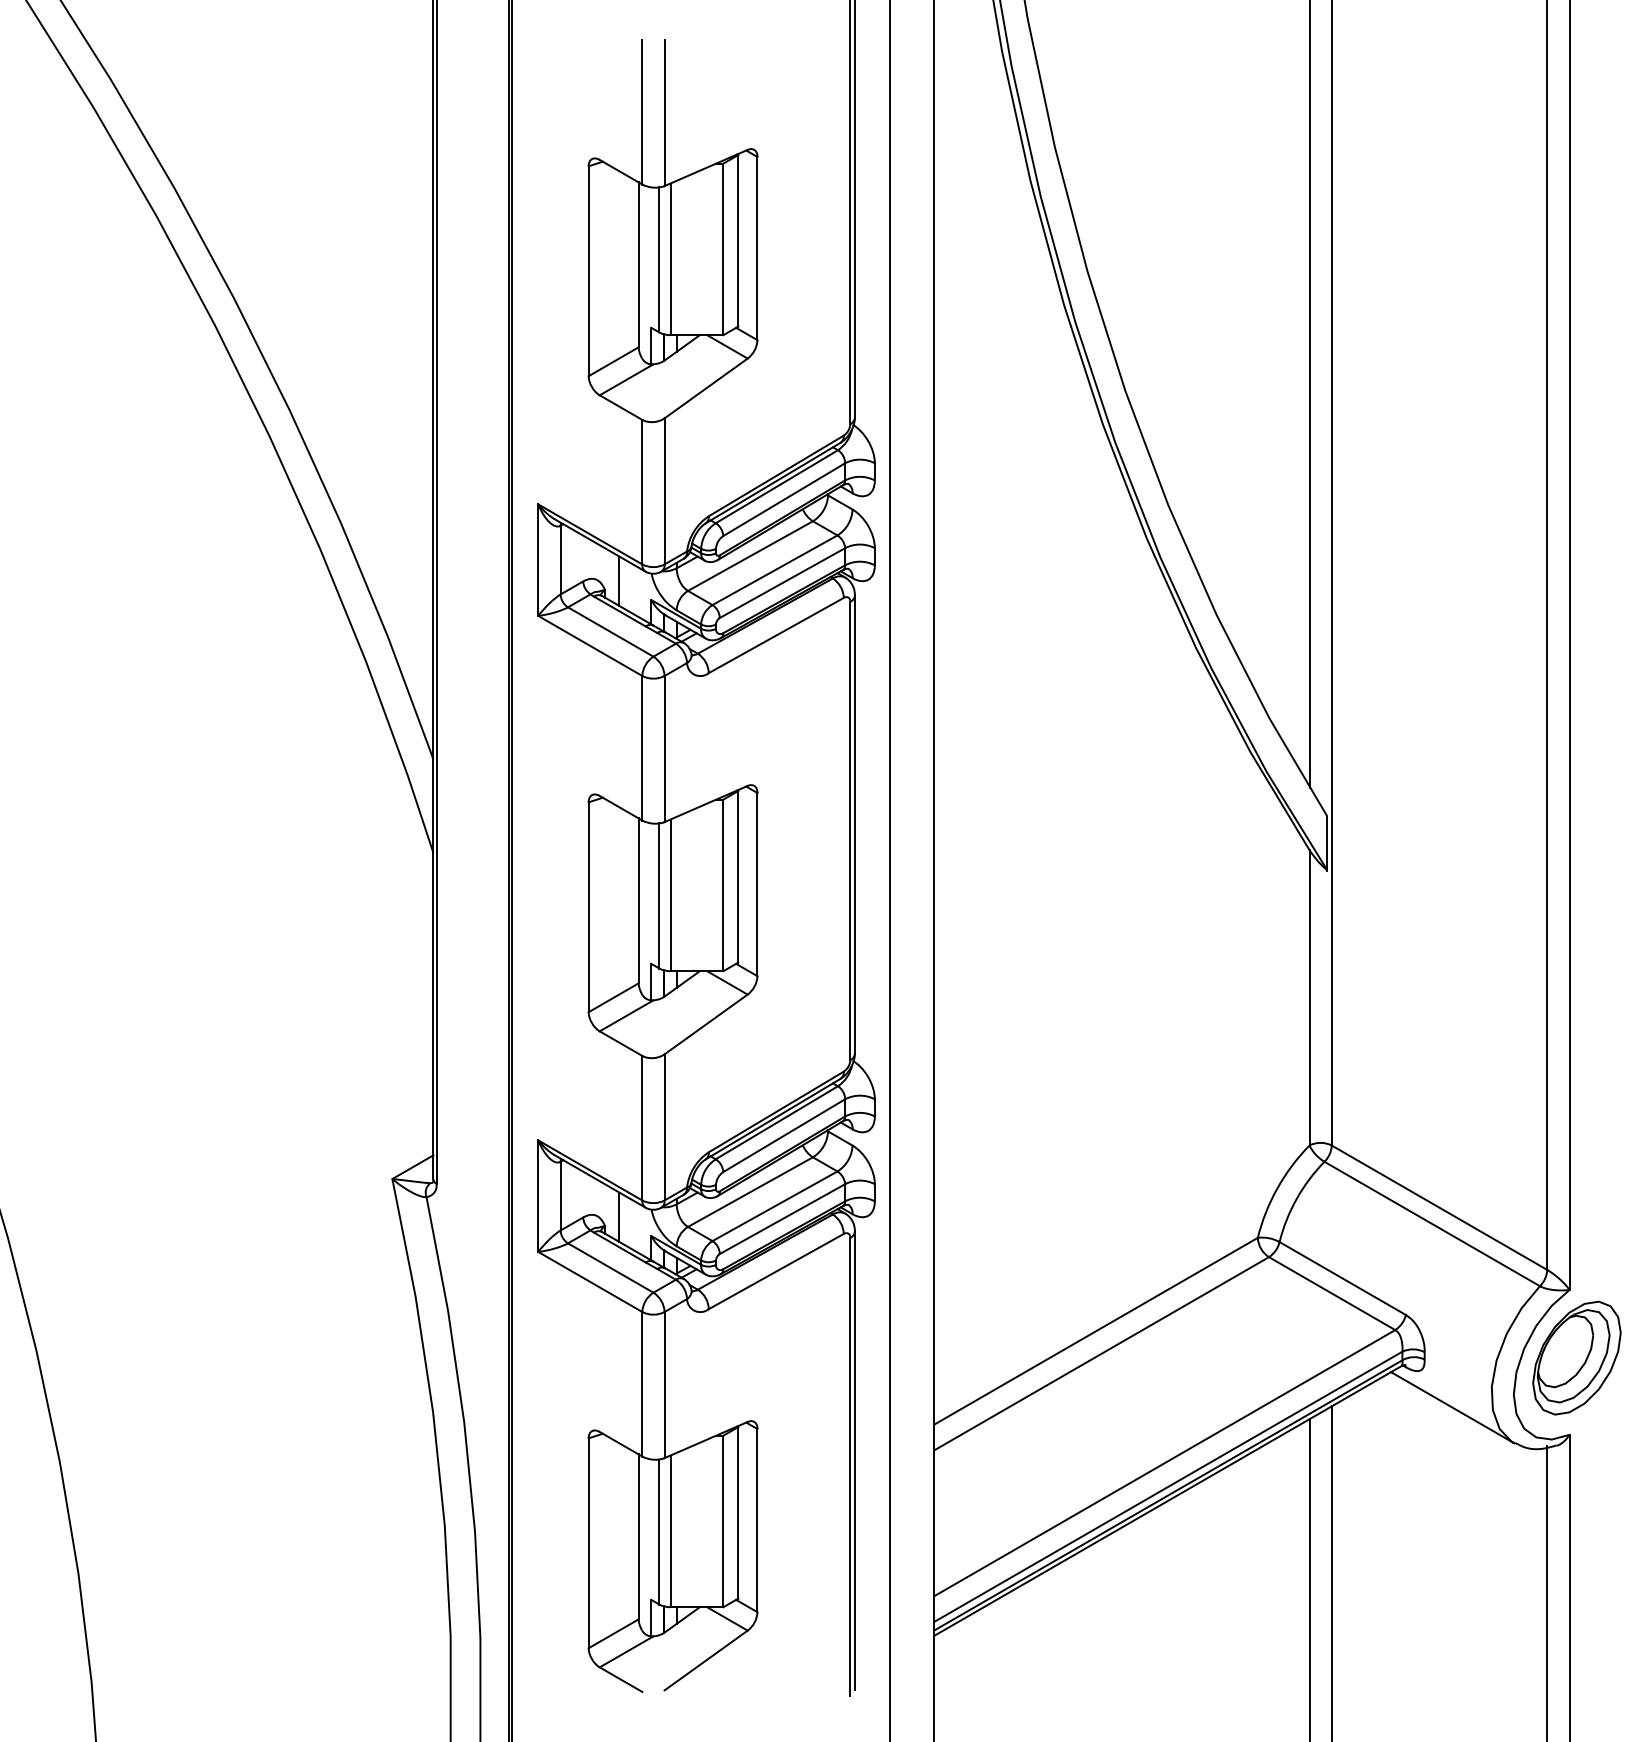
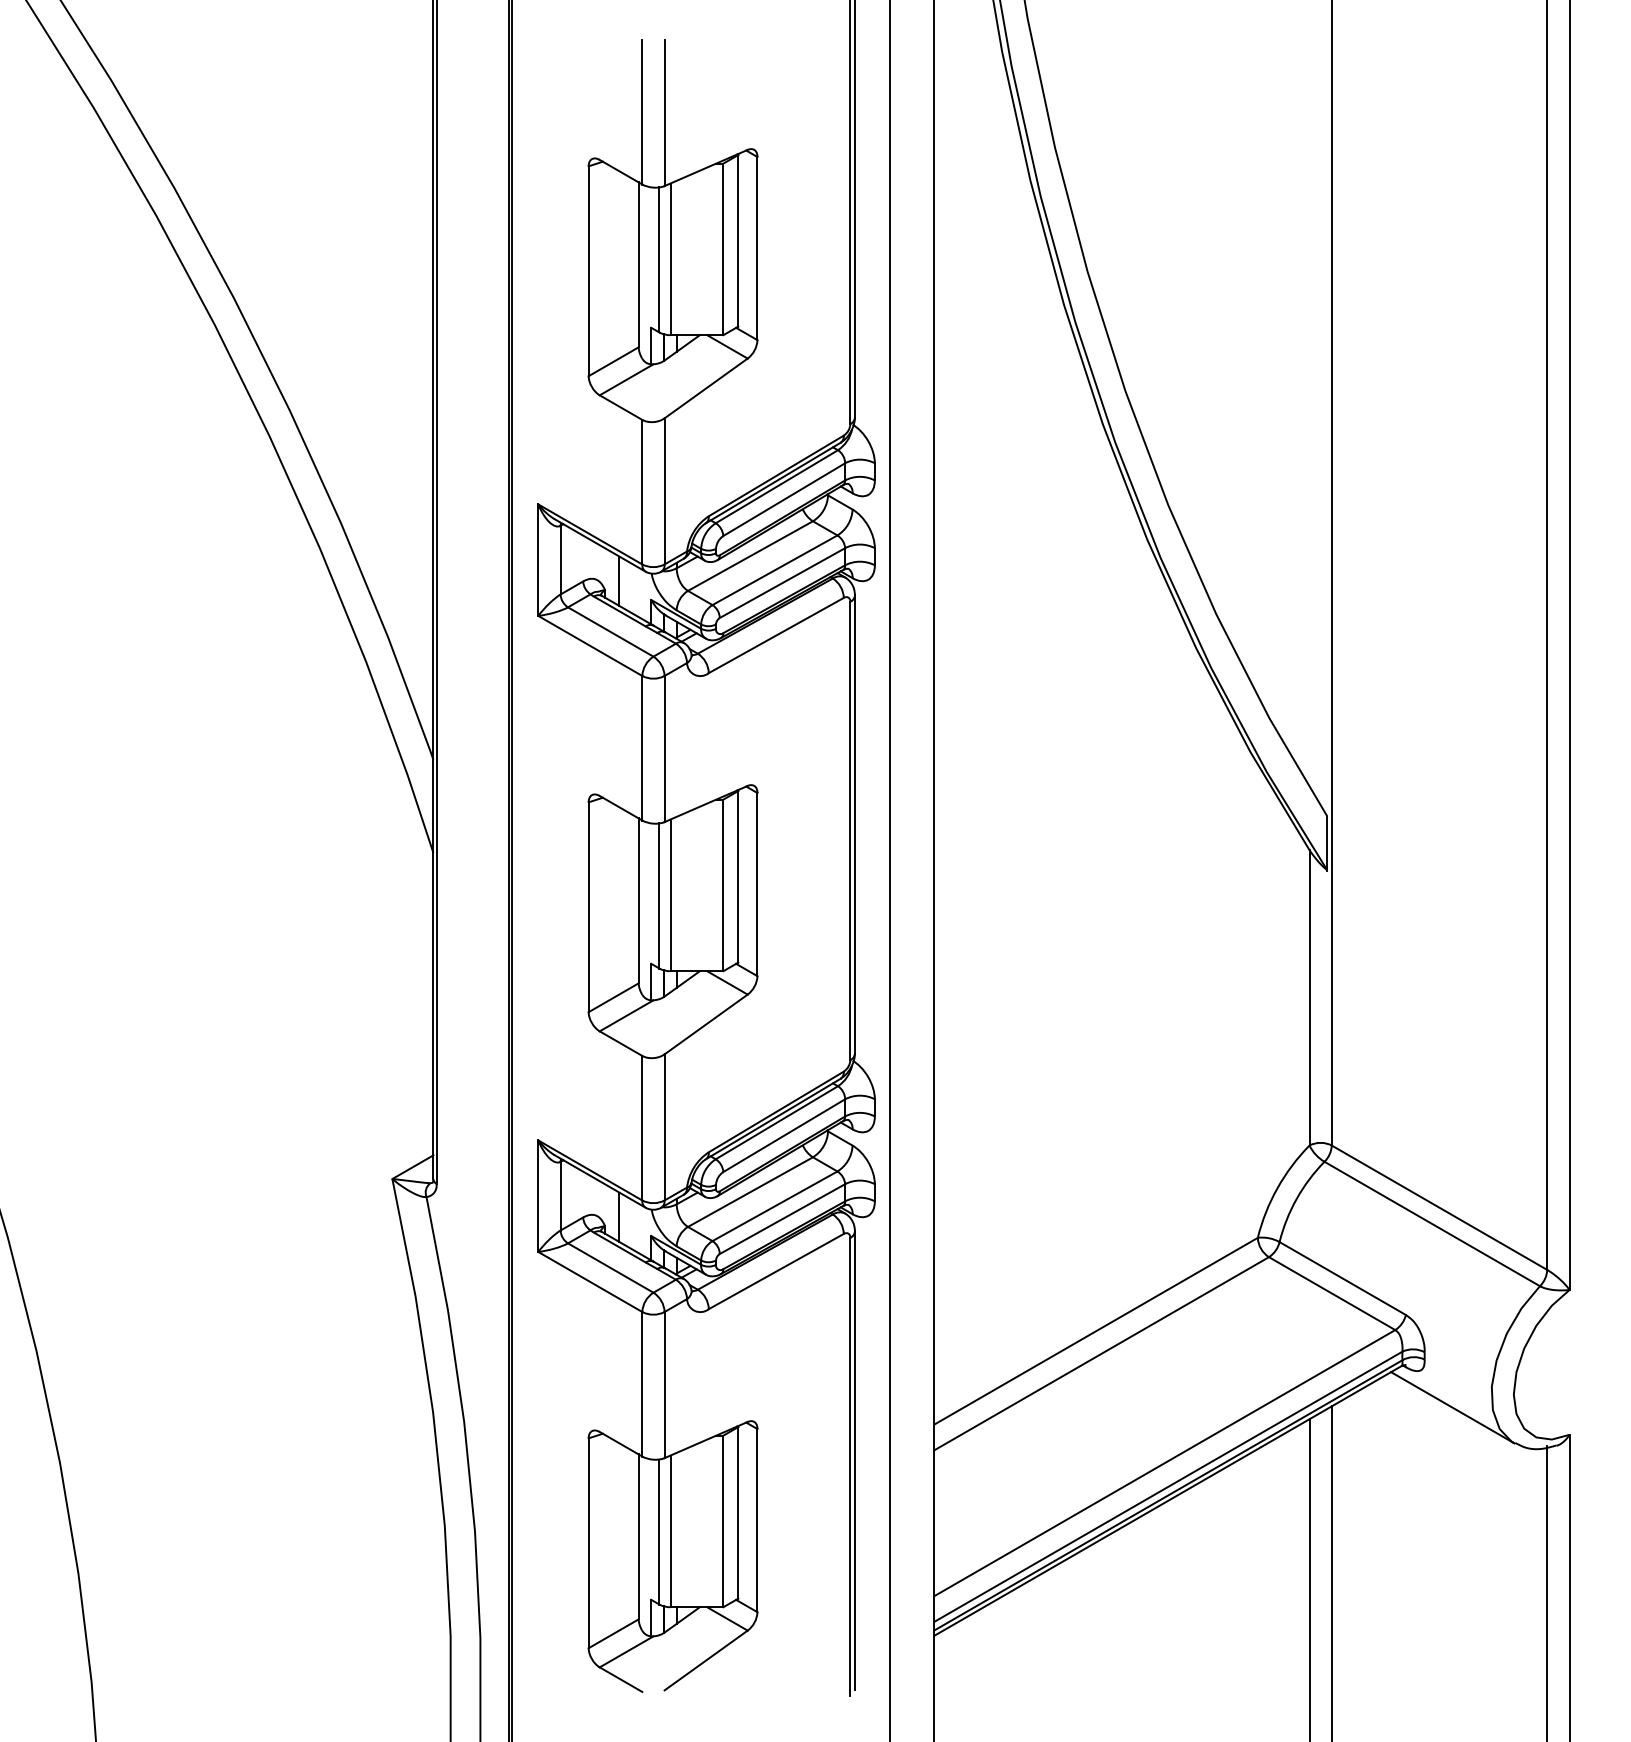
line: present -> none (1309, 394)
part: present -> none (1576, 1357)
